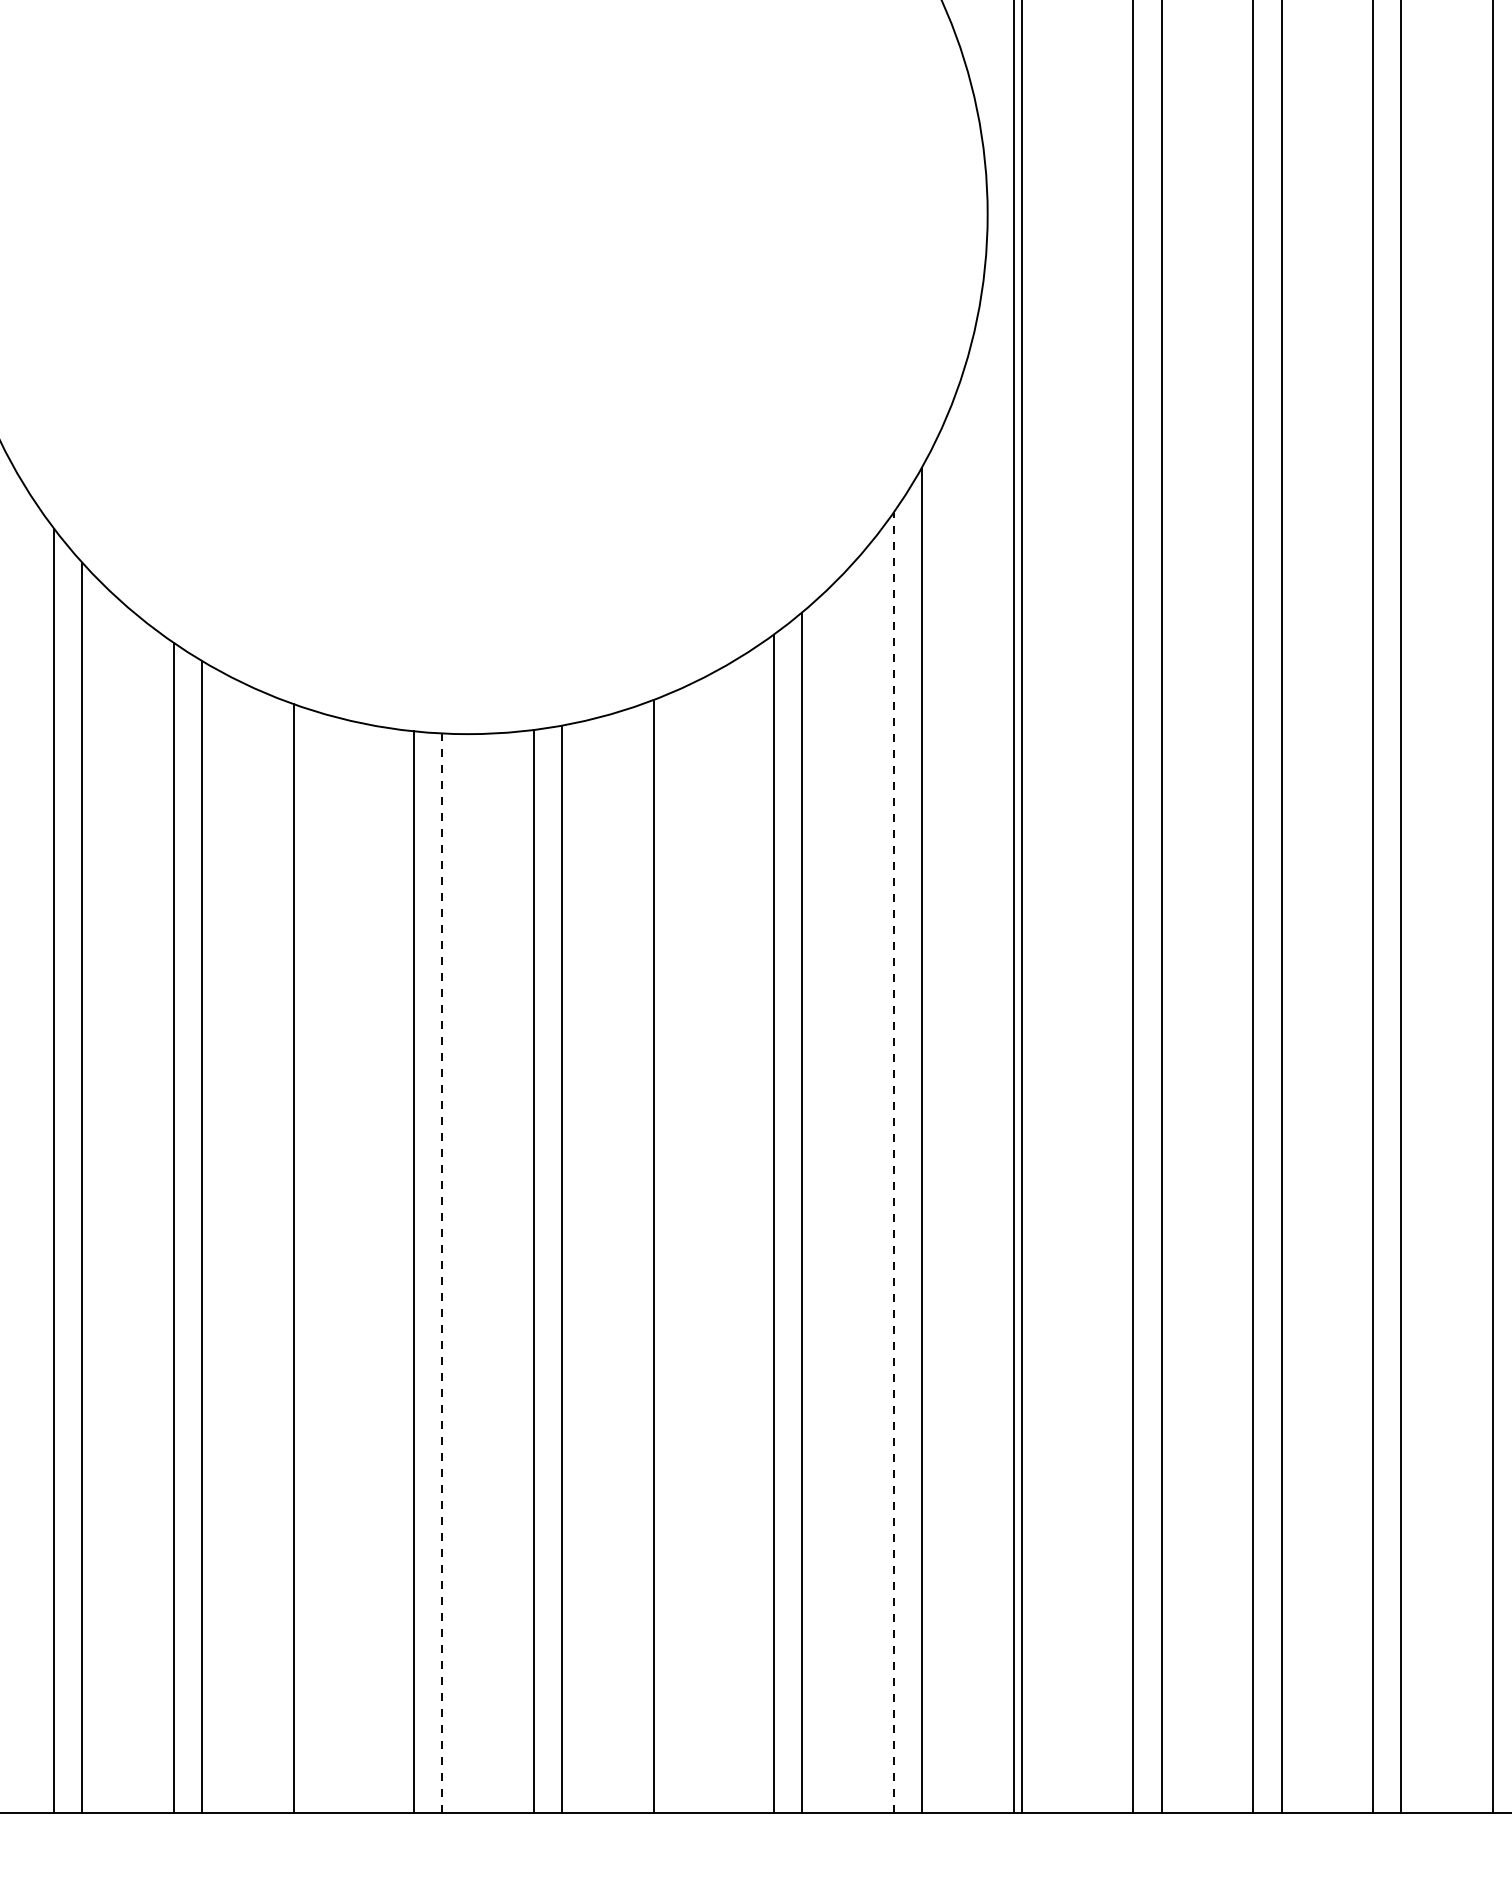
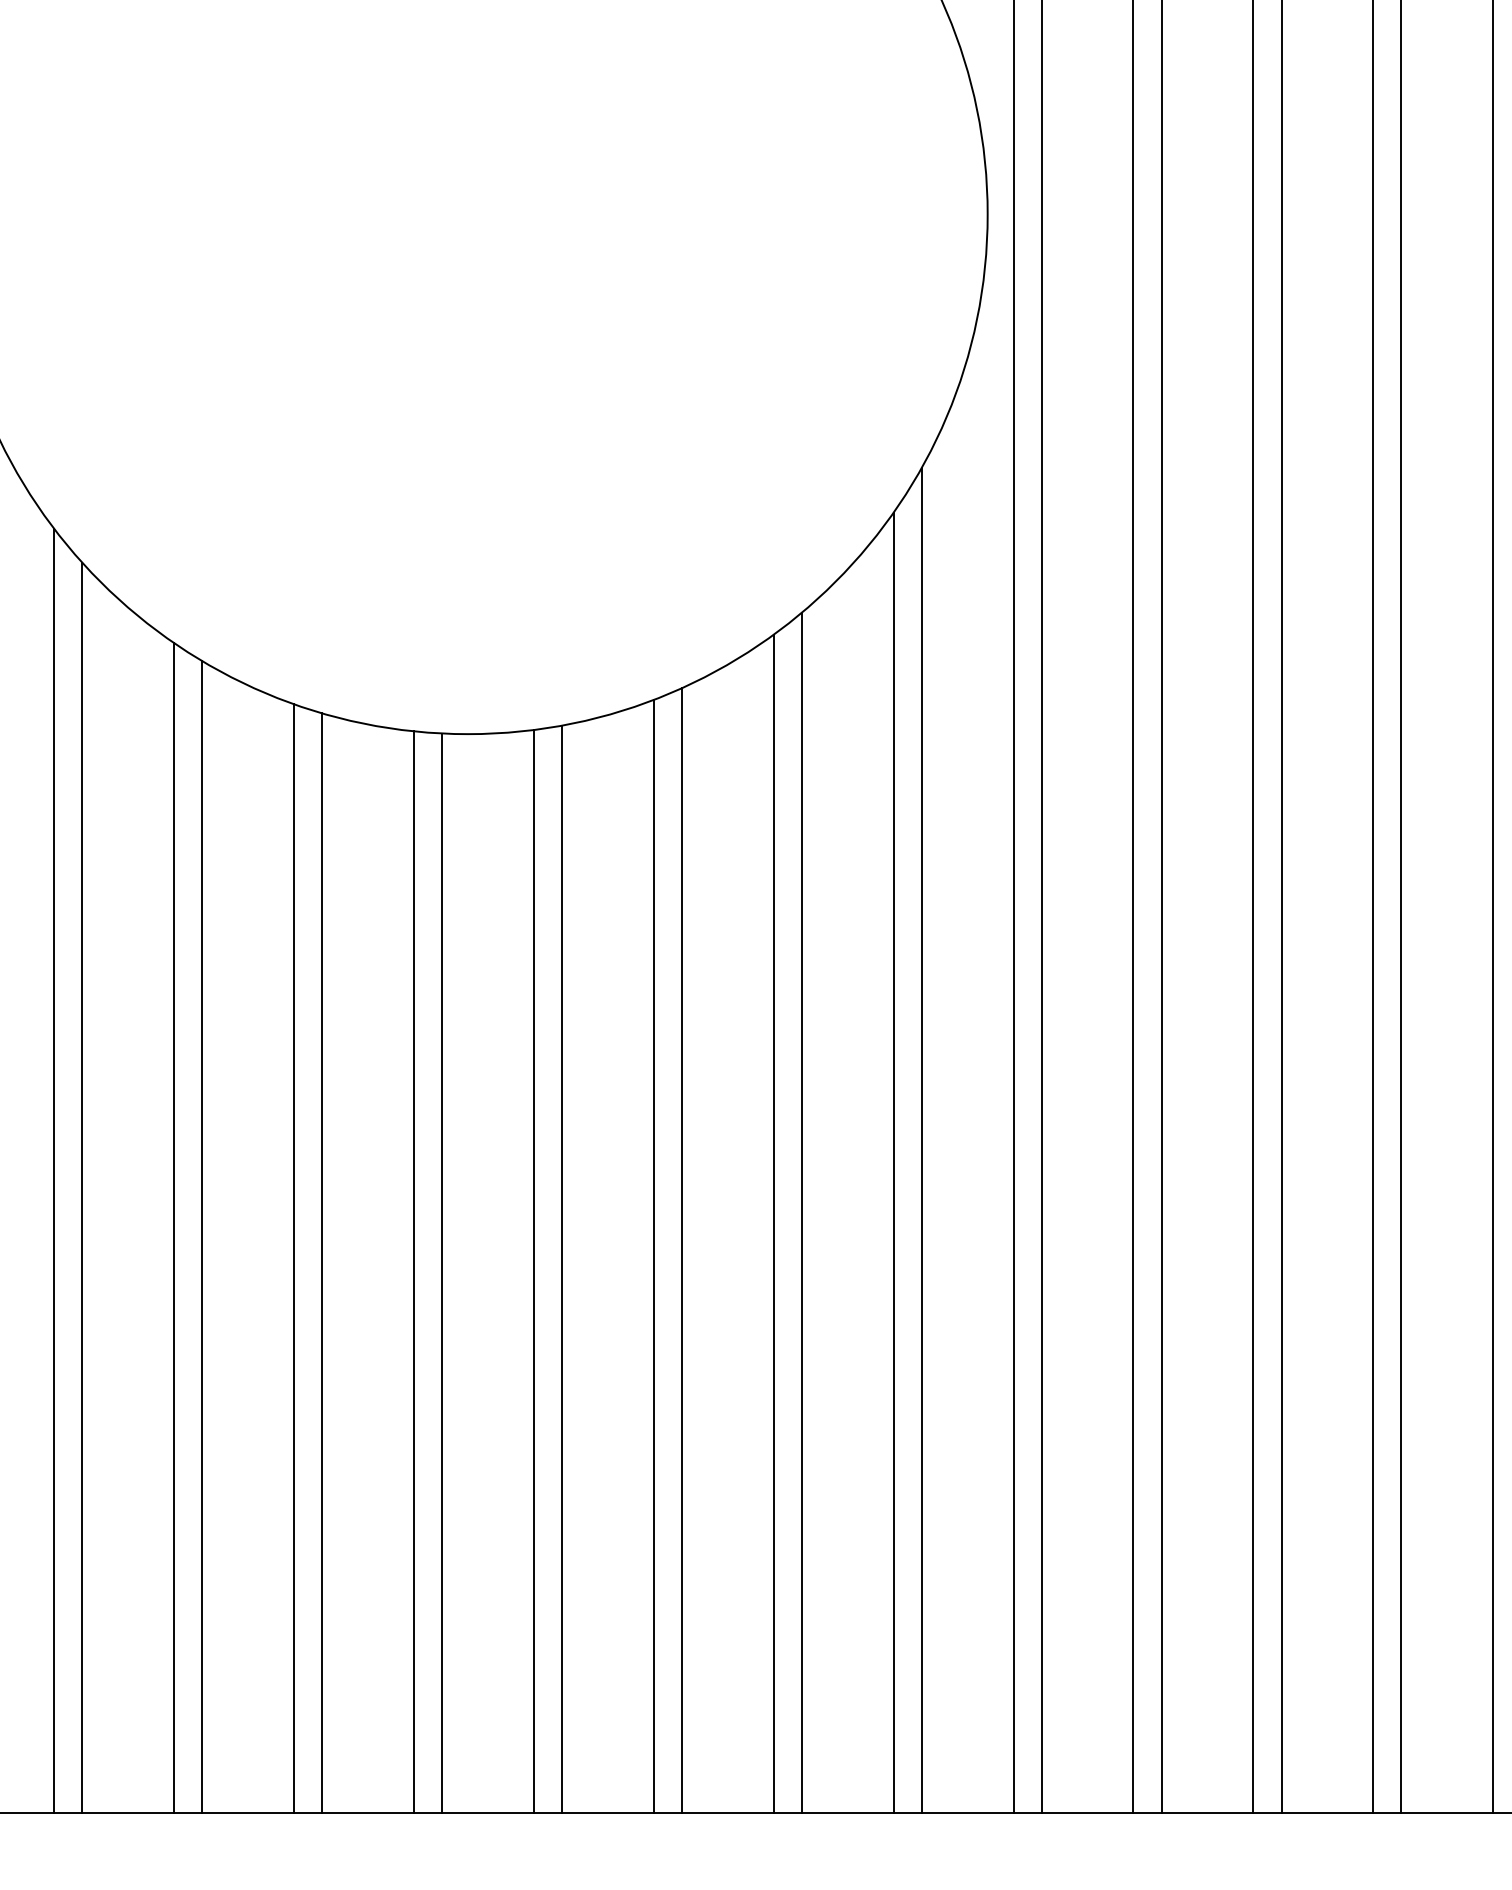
line position: (1021, 907) -> (1041, 907) (1041, 907)
line: dashed -> solid (893, 1162)
line: none -> present (681, 1250)
line: none -> present (322, 1263)
line: dashed -> solid (442, 1273)
